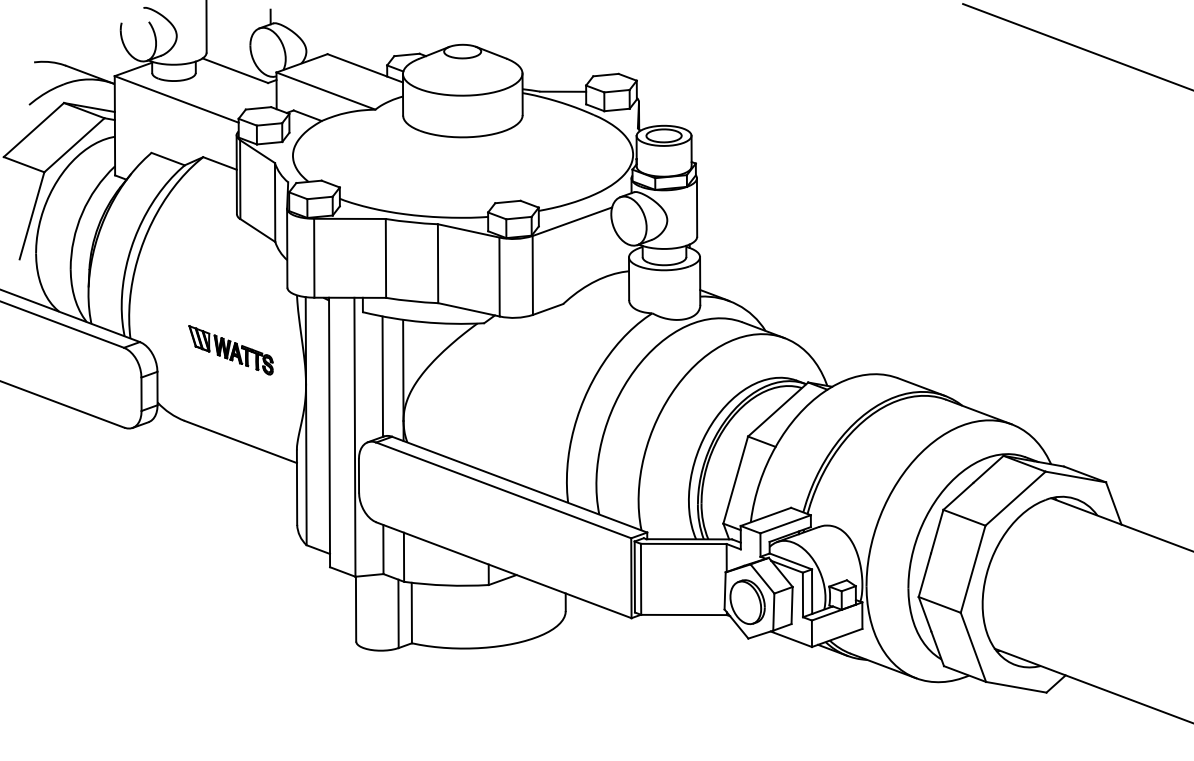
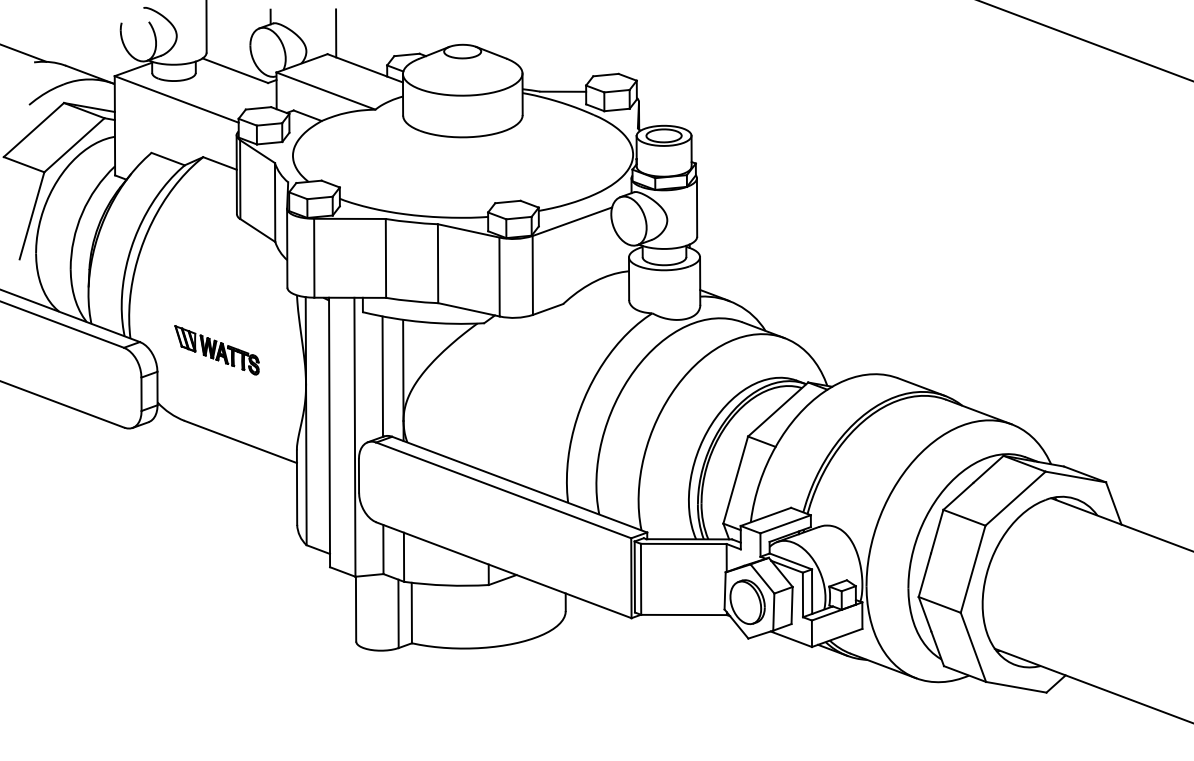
line: none -> present (336, 33)
line position: (1076, 46) -> (1086, 41) (1086, 41)
line: none -> present (24, 53)
part position: (230, 350) -> (216, 350) (216, 350)
